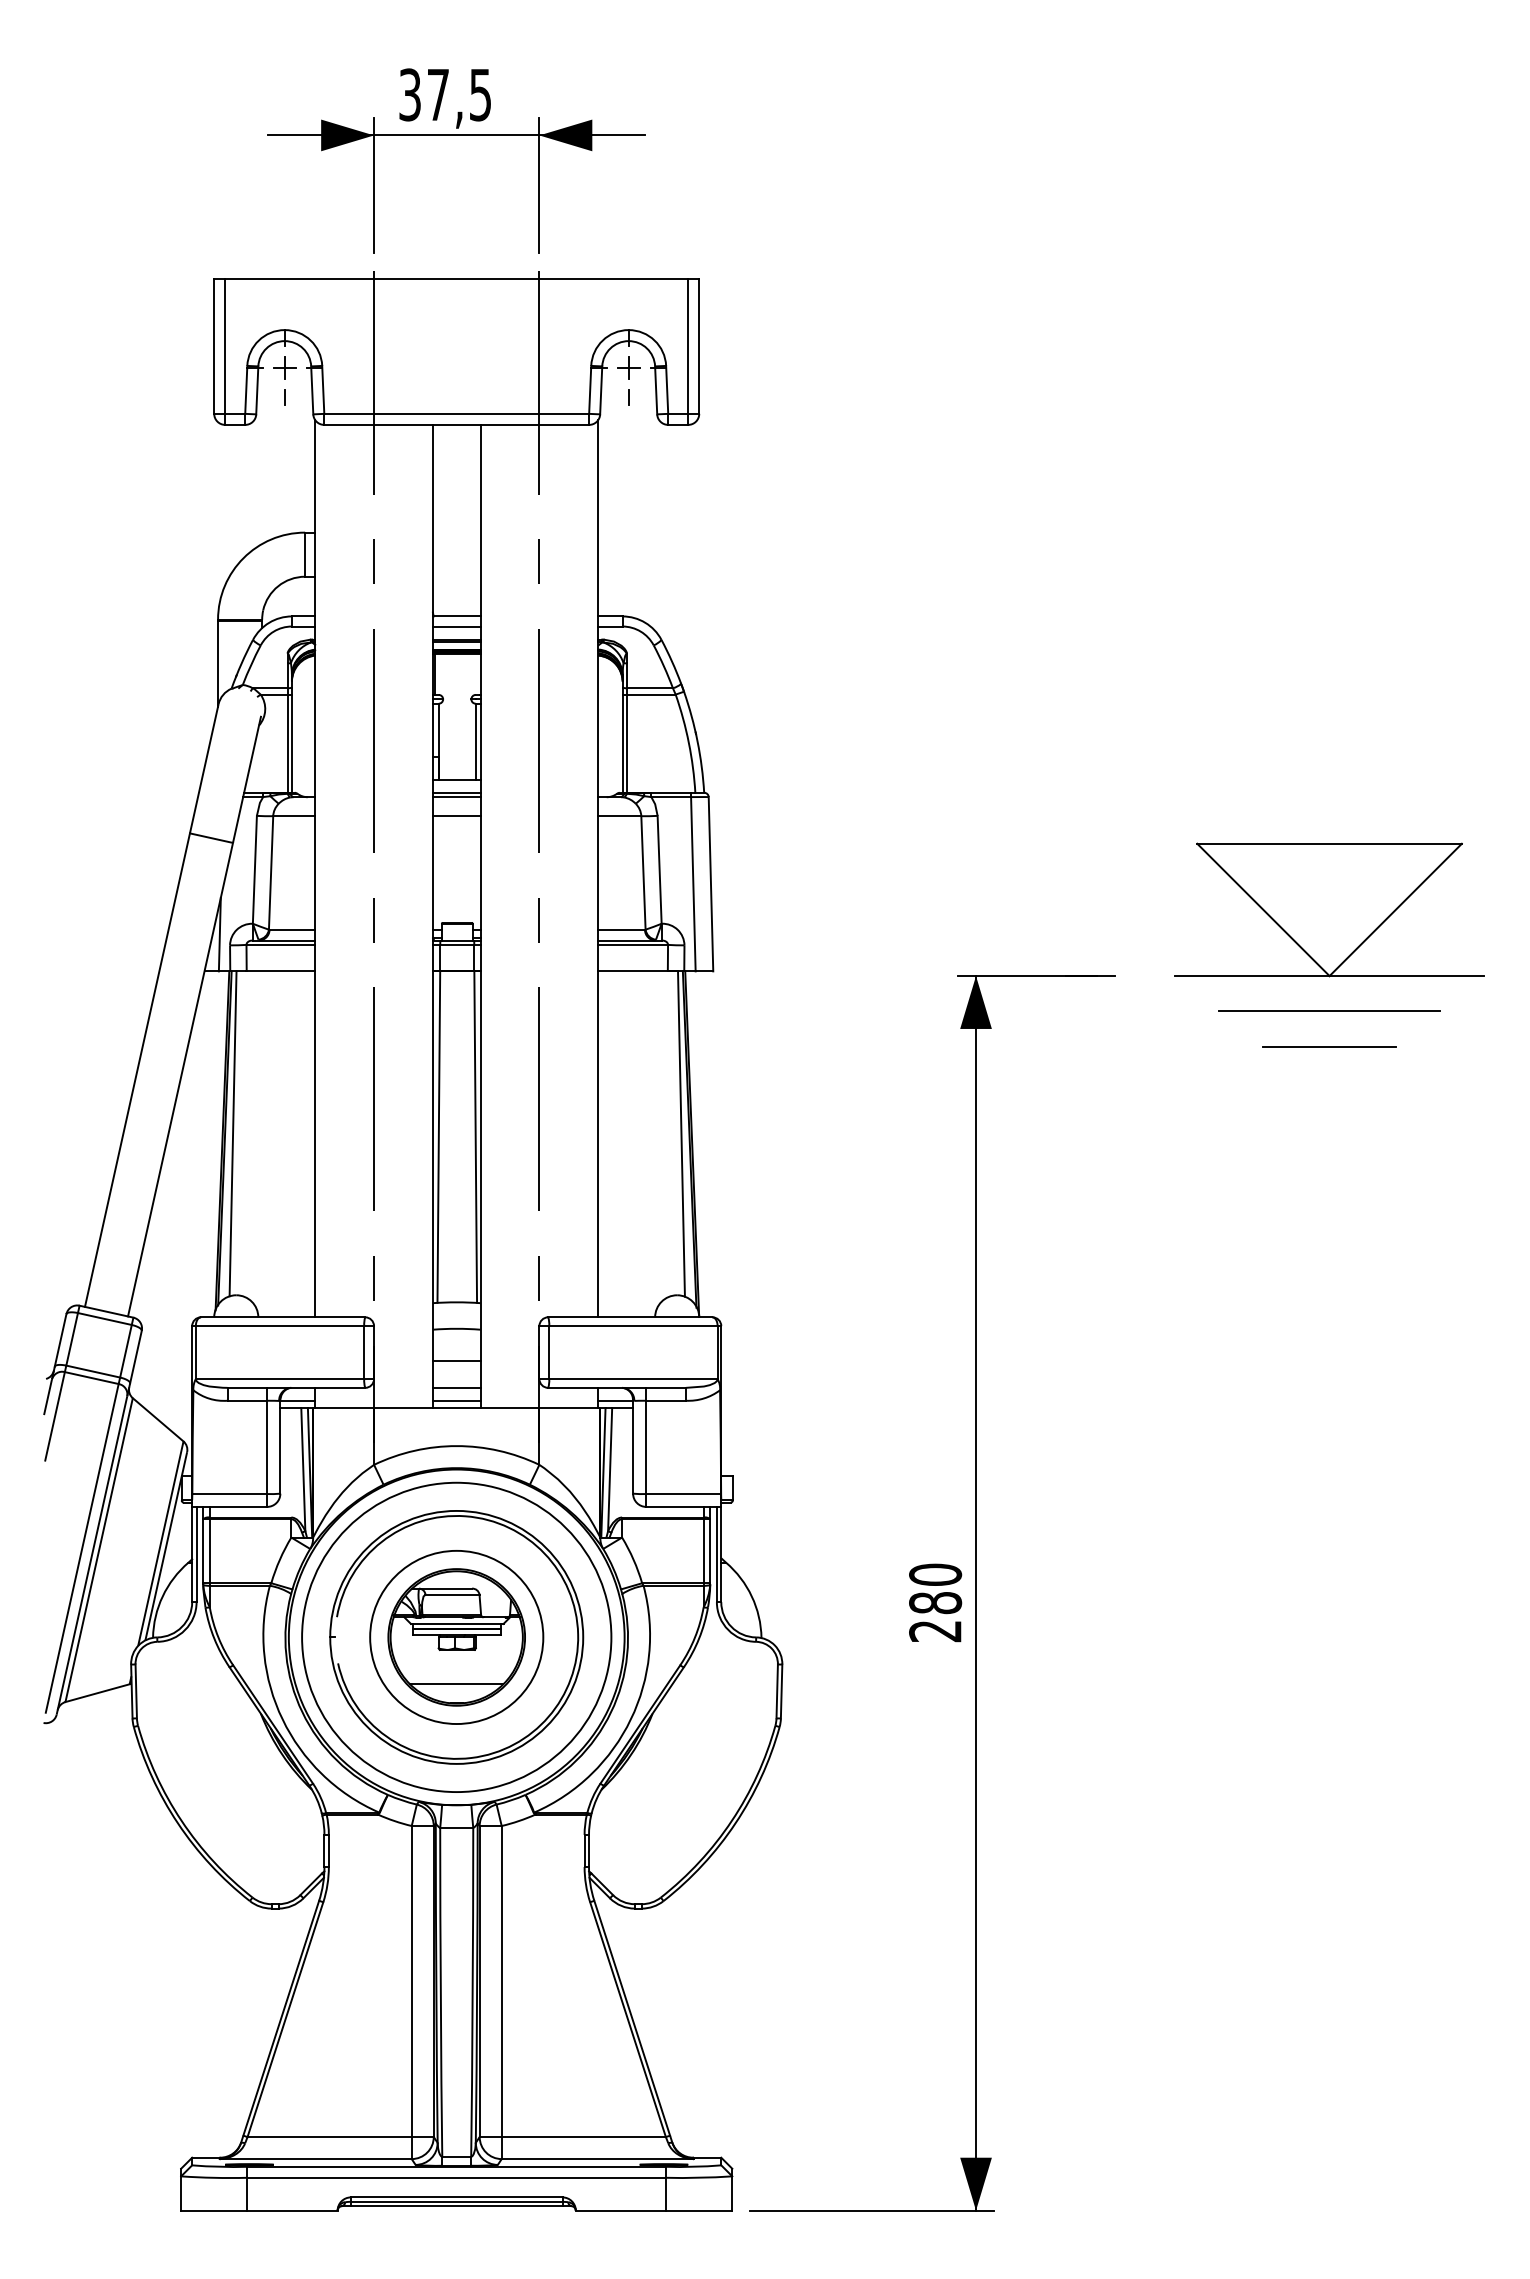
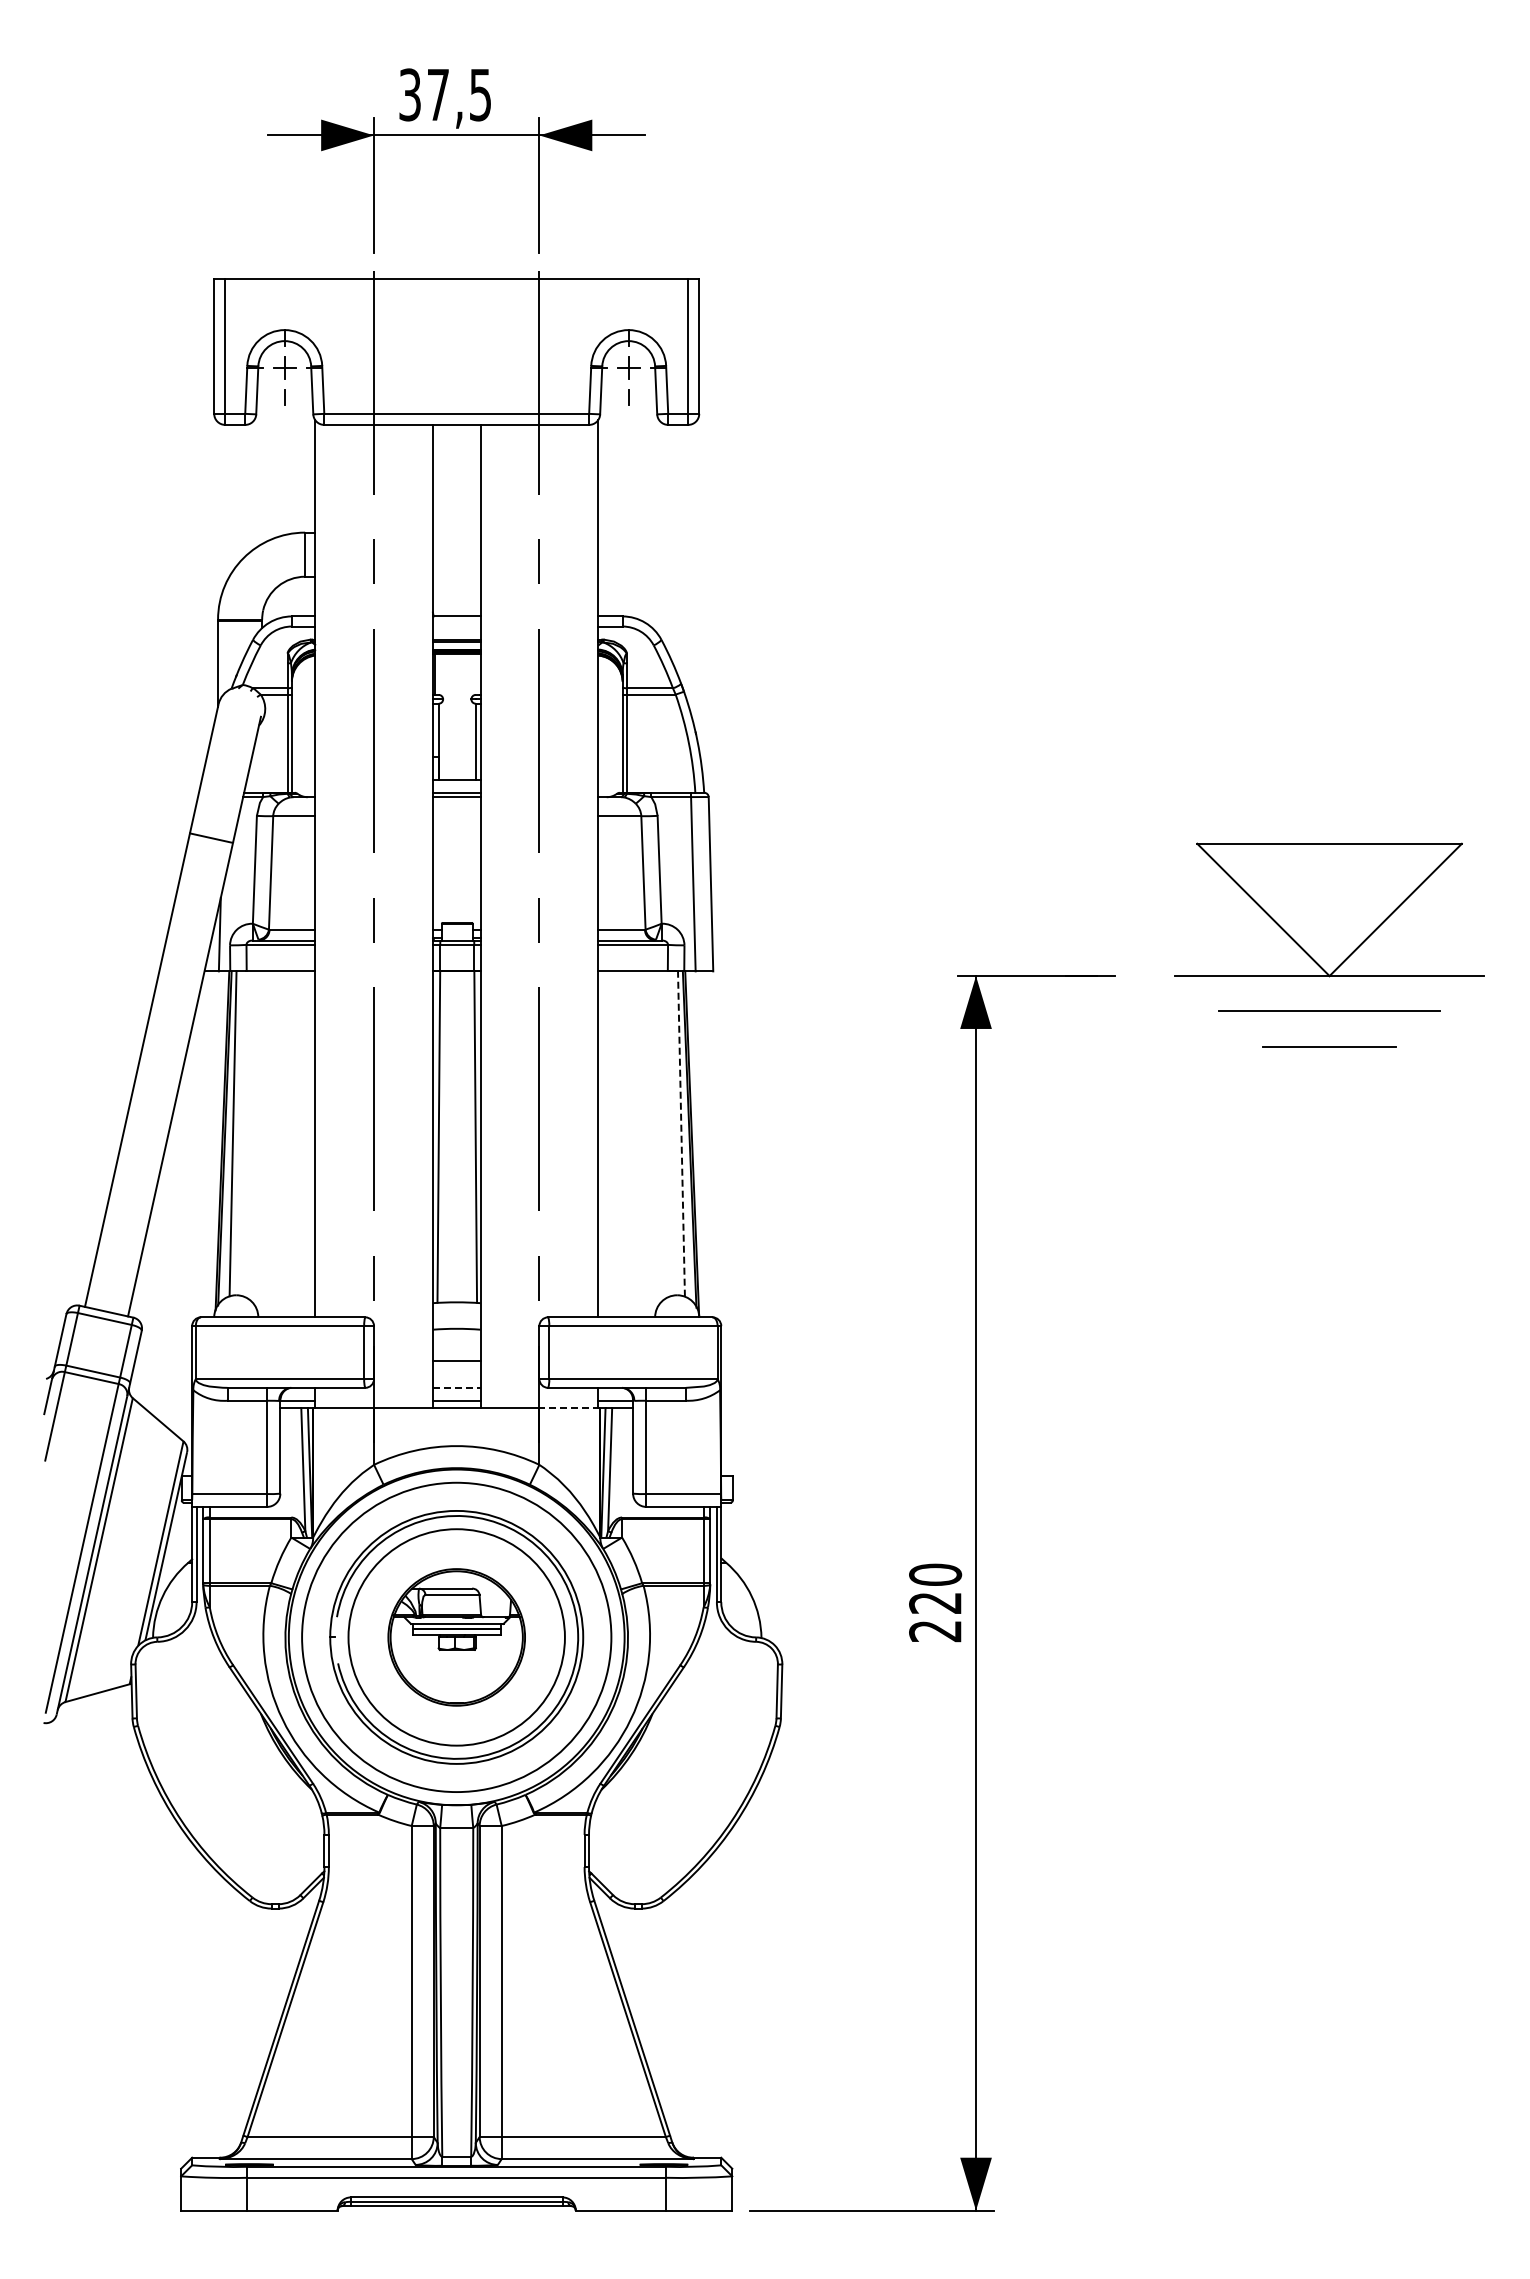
line: present -> none (456, 626)
line: present -> none (456, 816)
line: solid -> dashed (681, 1134)
line: solid -> dashed (456, 1387)
line: solid -> dashed (569, 1408)
text: 280 -> 220 (935, 1603)
circle diameter: 173 px -> 216 px (456, 1637)
line: present -> none (456, 1684)
